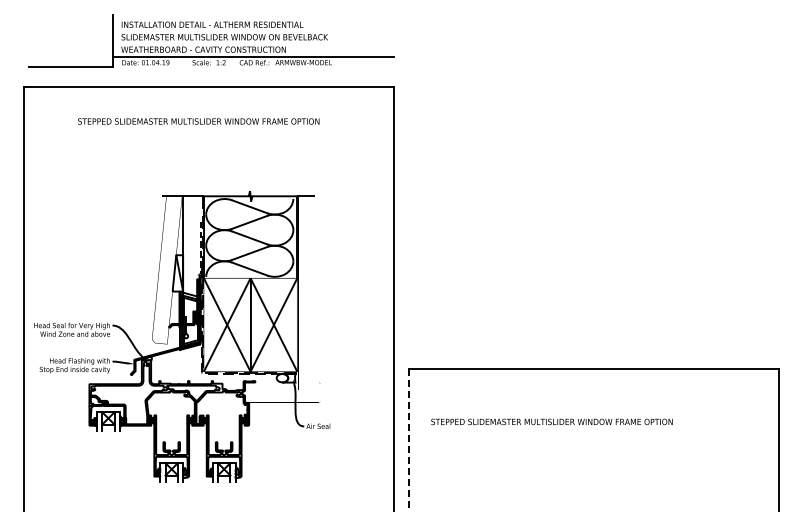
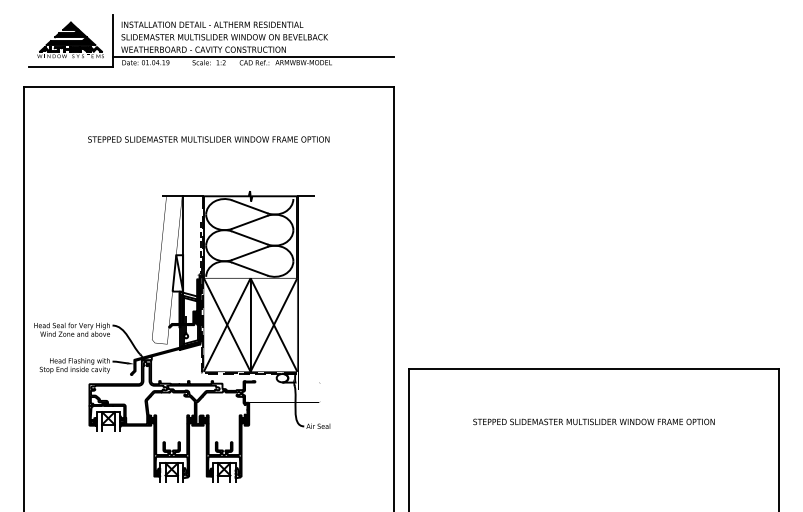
part: none -> present (70, 39)
text position: (198, 121) -> (208, 139) (208, 139)
text position: (551, 421) -> (593, 421) (593, 421)
line: dashed -> solid (409, 440)
